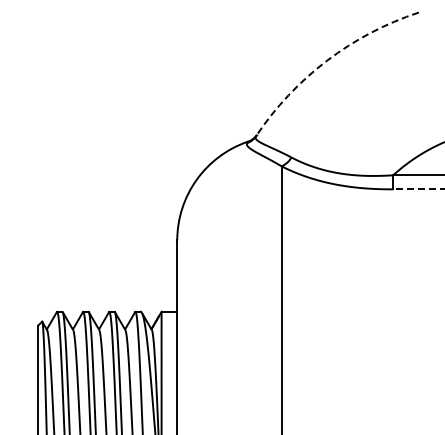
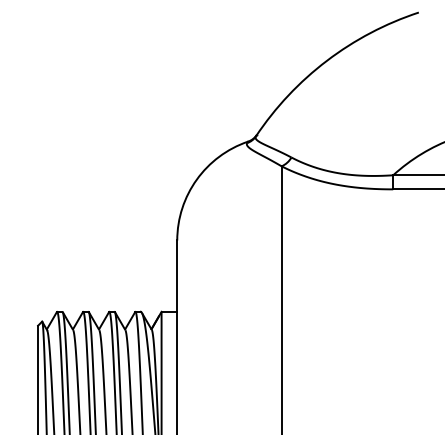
arc: dashed -> solid (327, 60)
line: dashed -> solid (418, 189)
